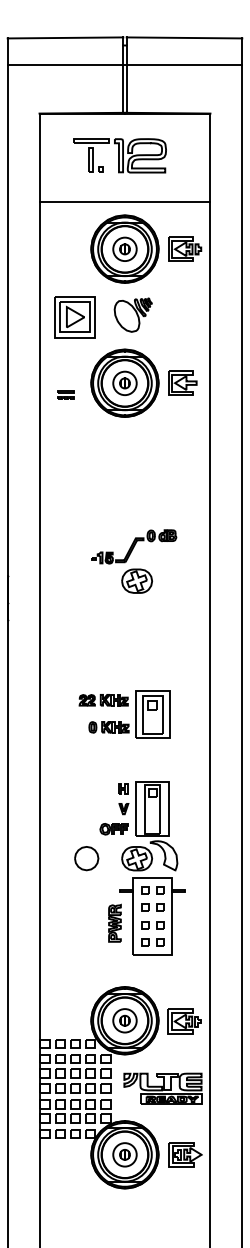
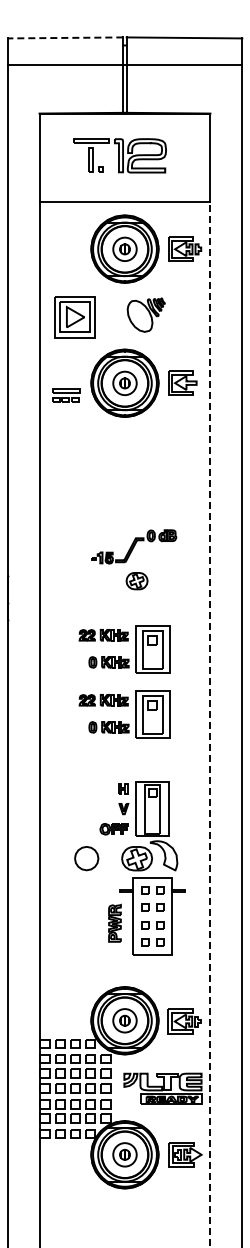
line: solid -> dashed (65, 37)
part position: (132, 314) -> (145, 314) (145, 314)
part size: 18x10 px -> 29x15 px (66, 395)
part size: 32x26 px -> 24x19 px (136, 581)
part: none -> present (121, 656)
line: solid -> dashed (210, 724)
